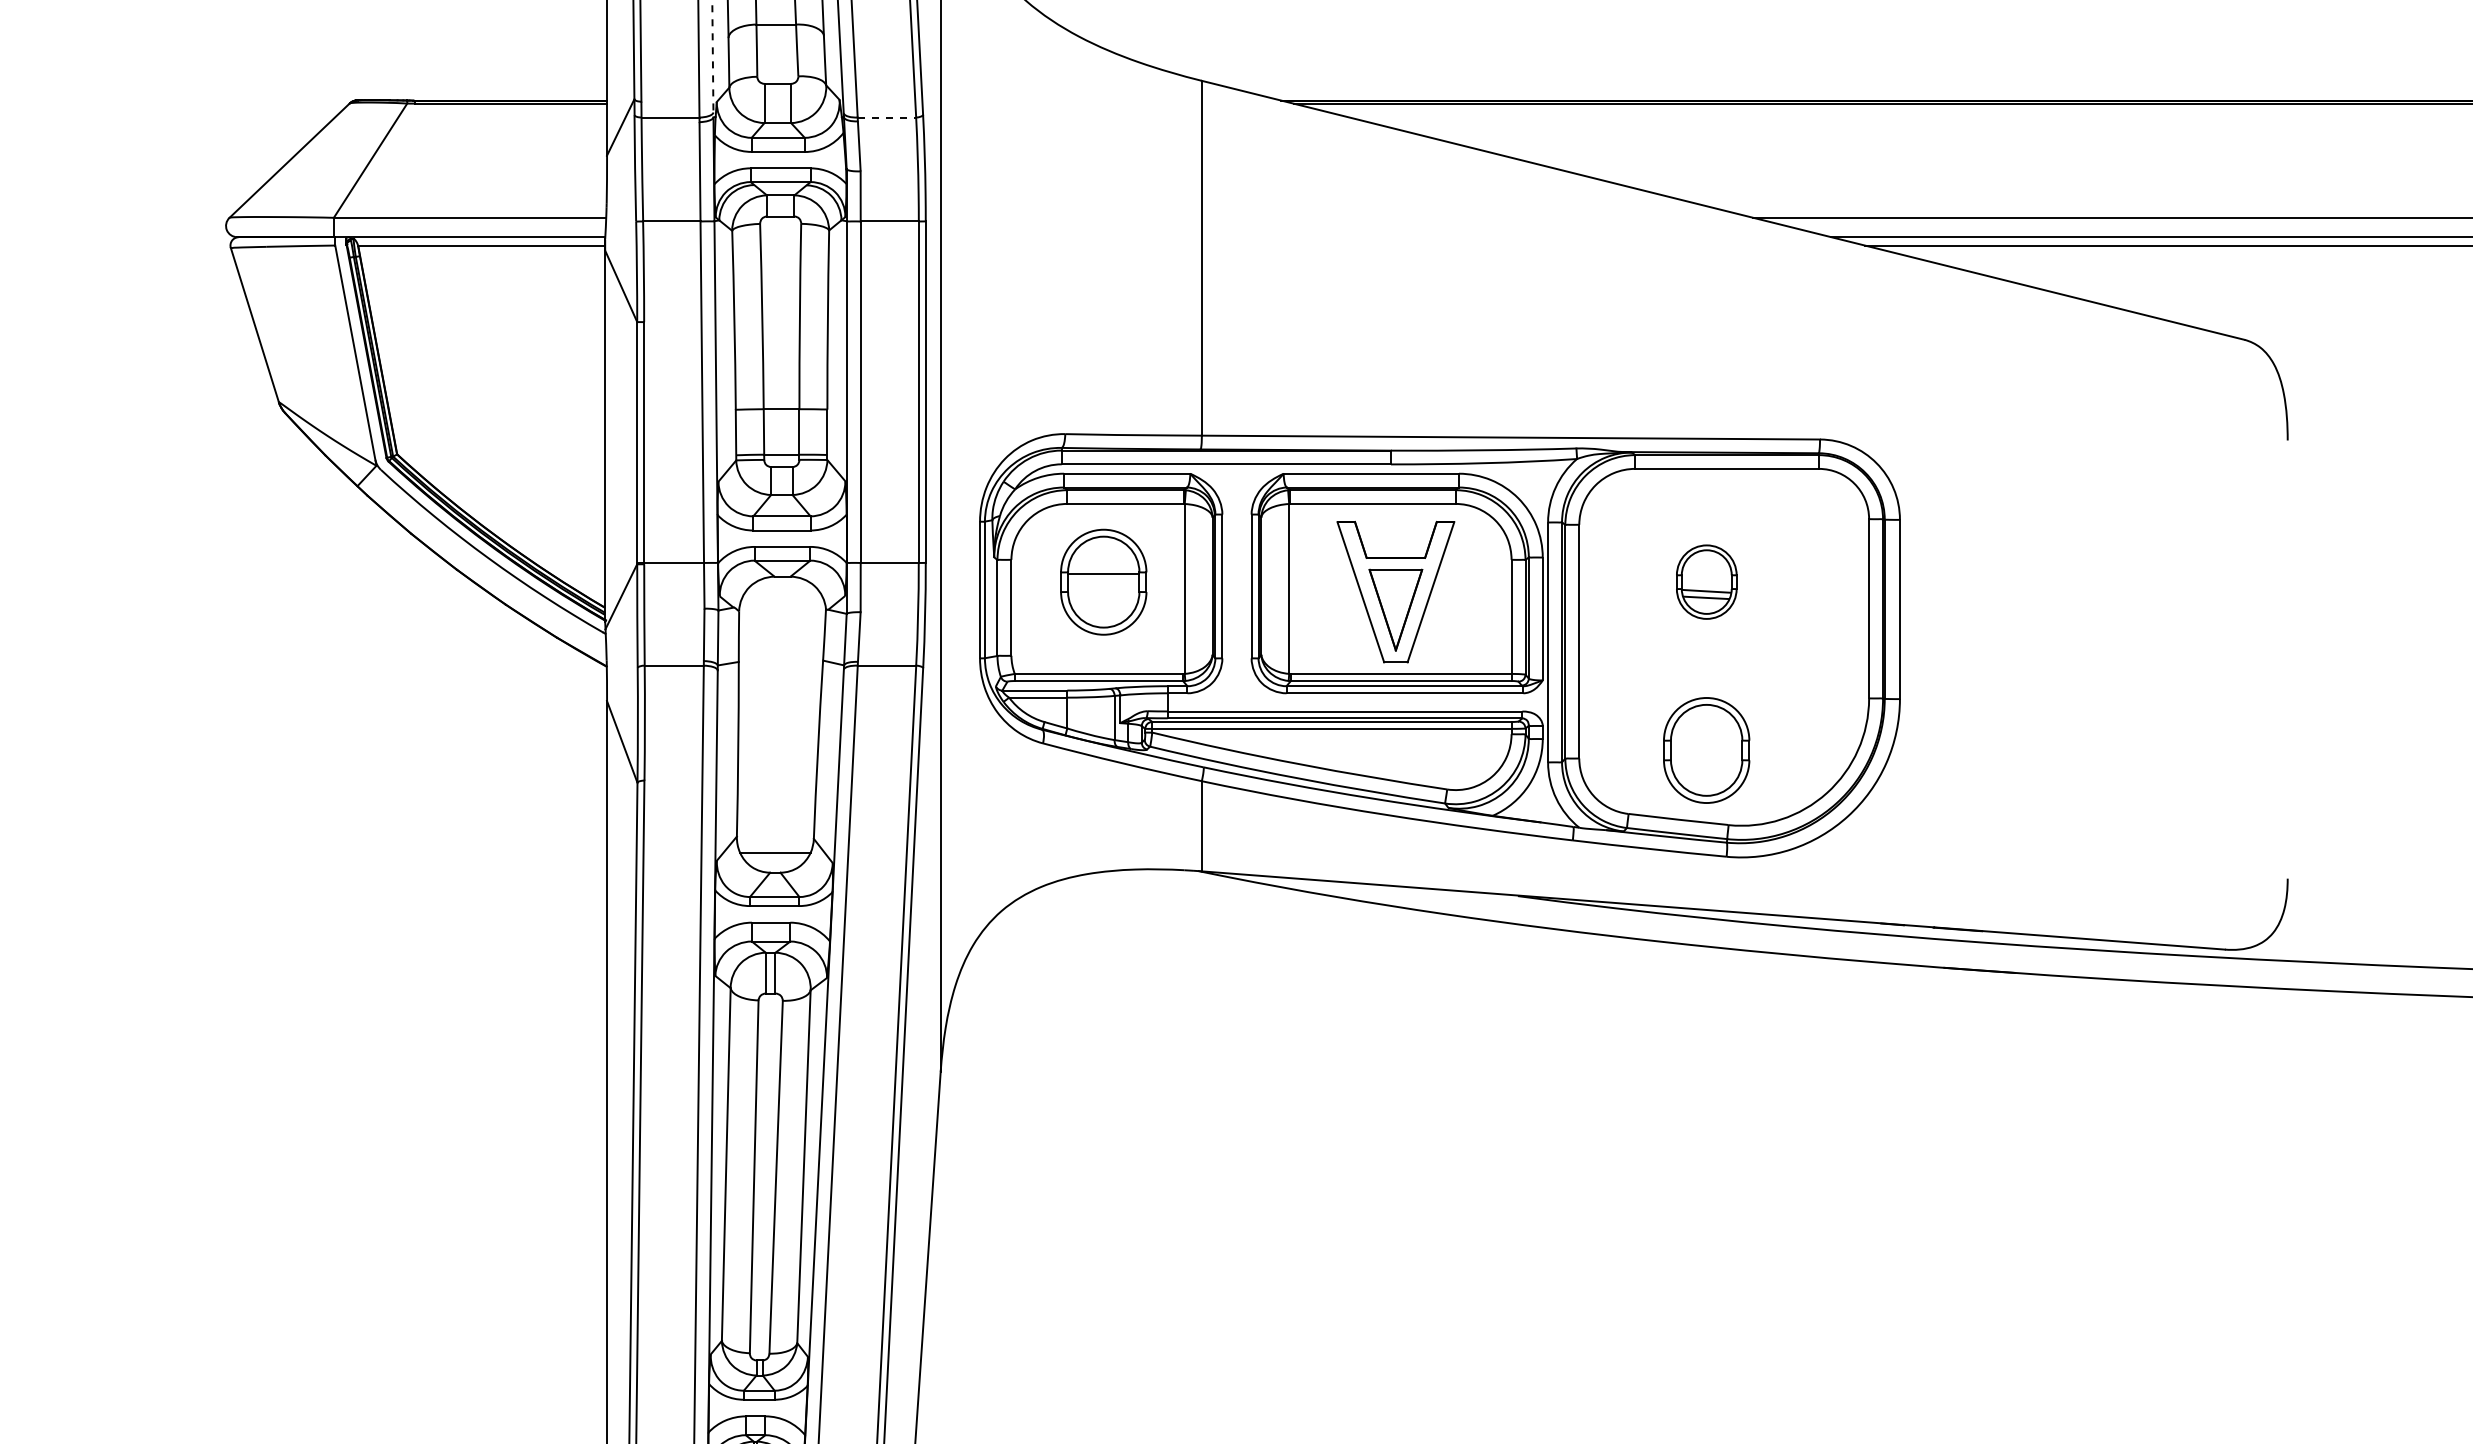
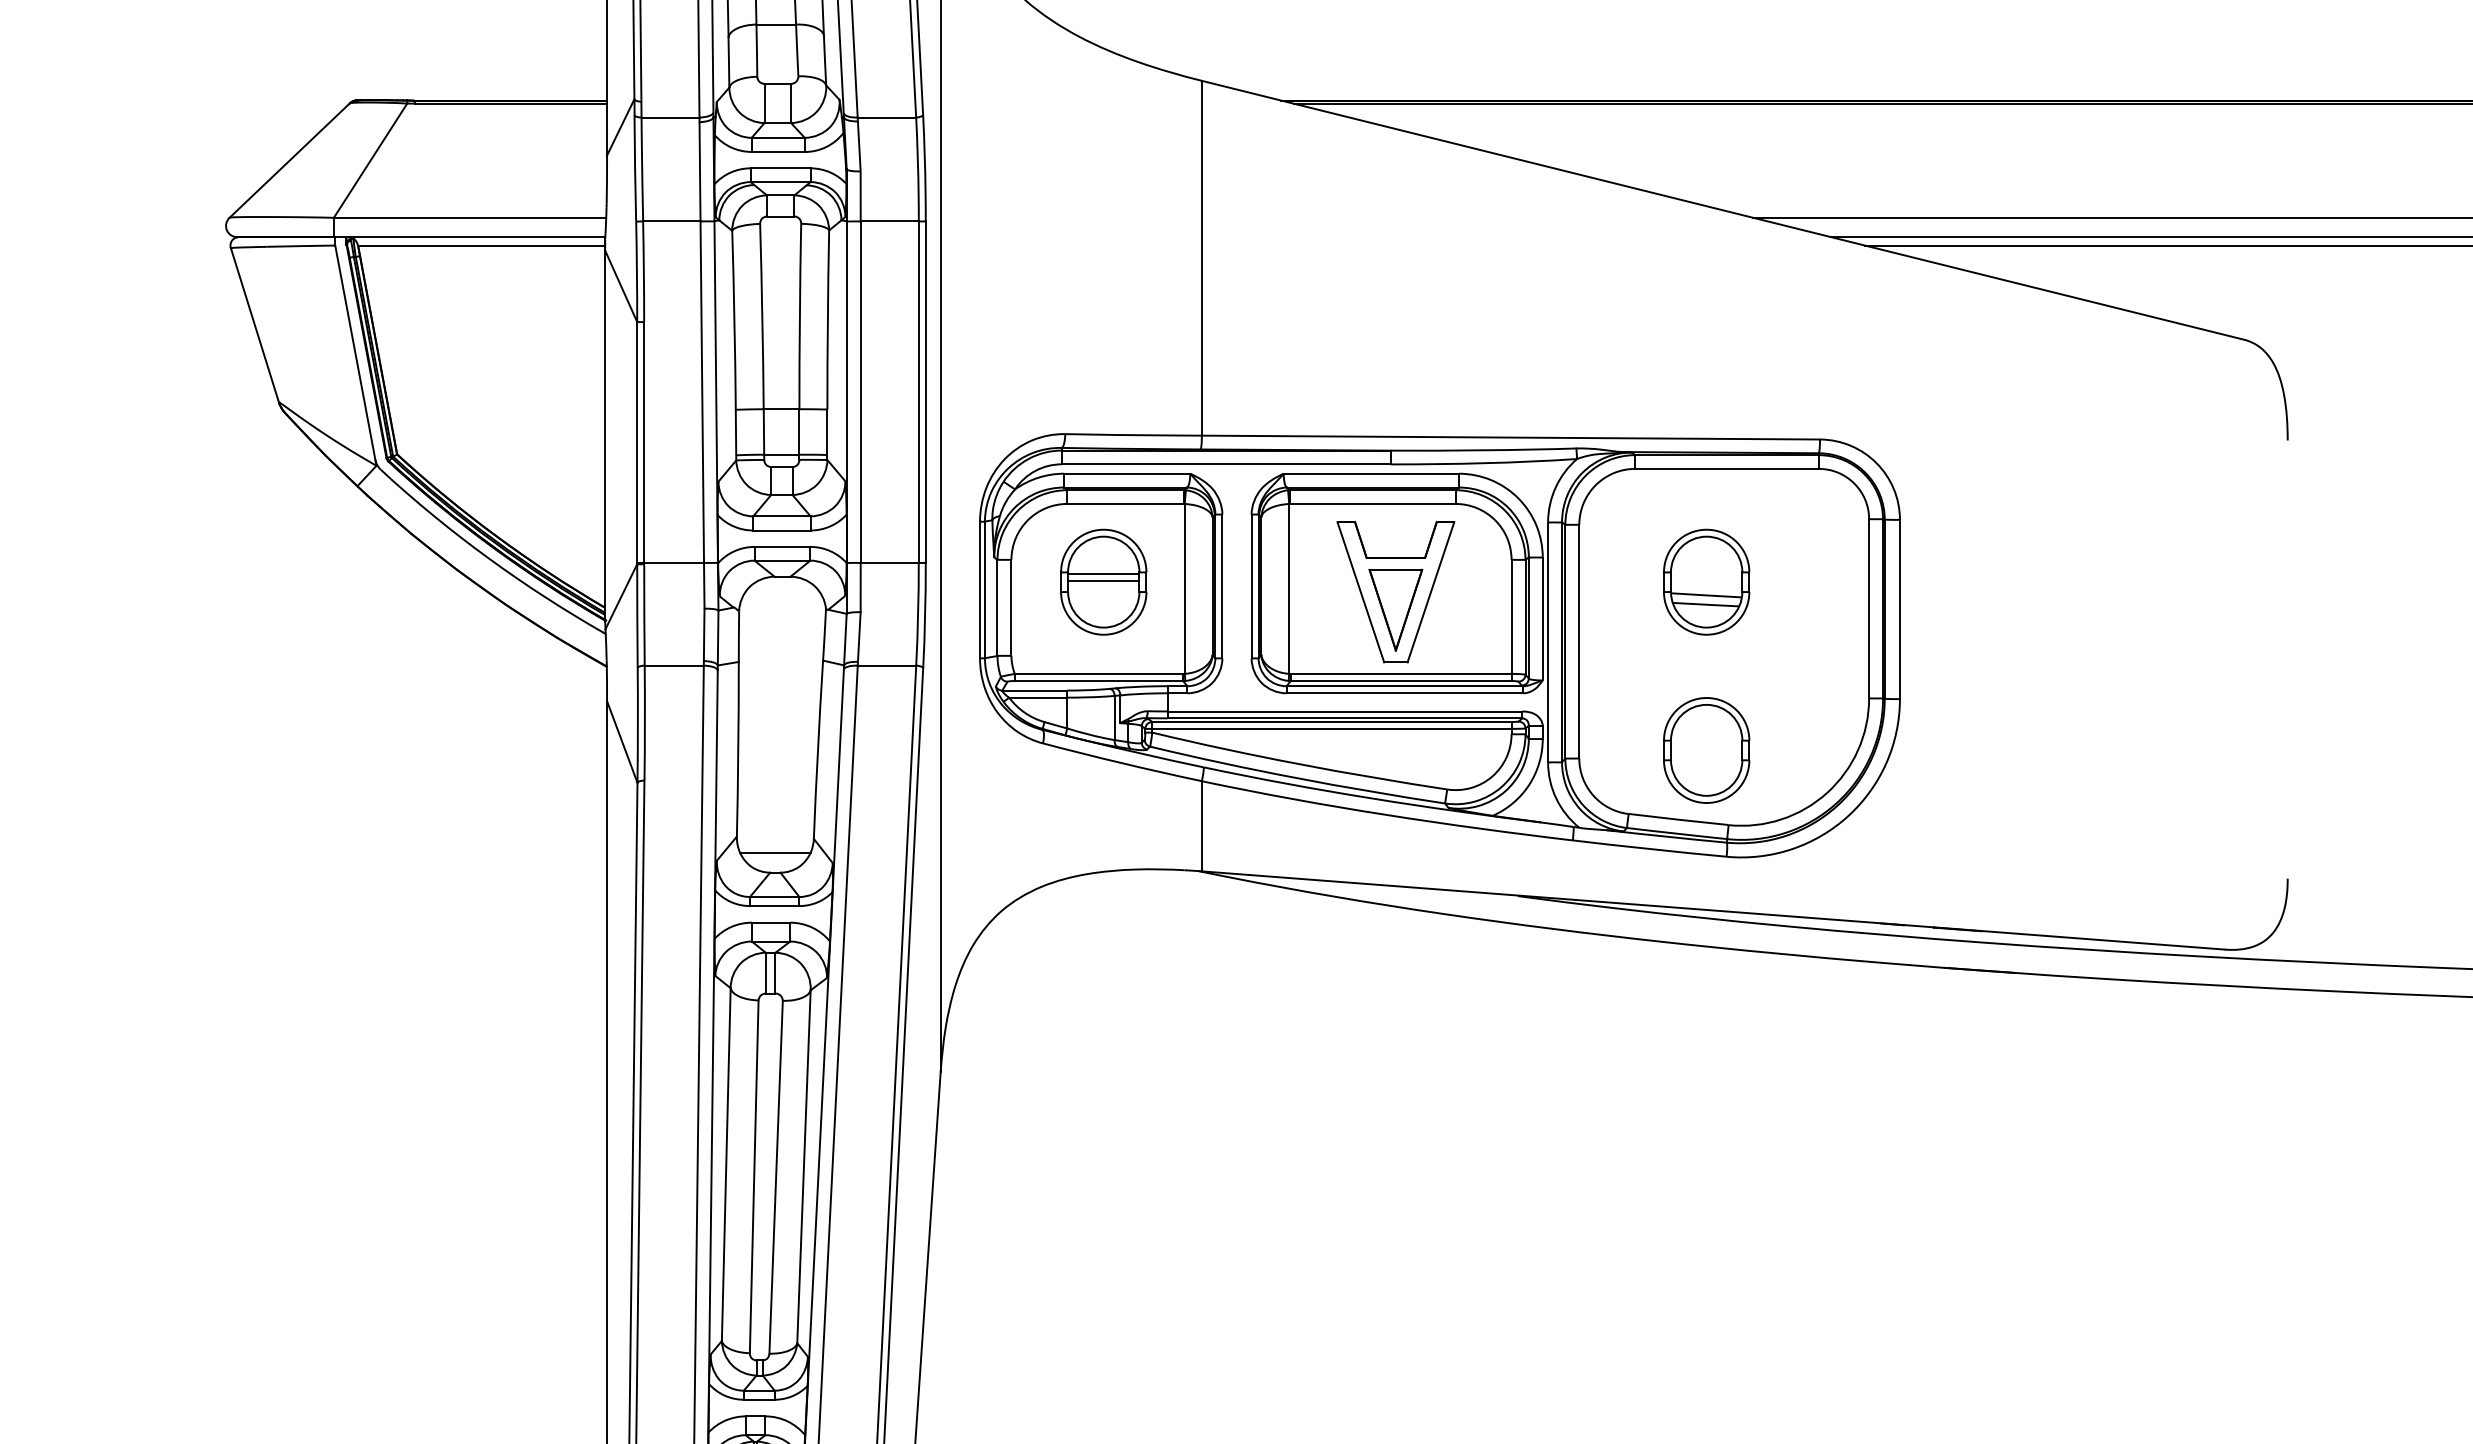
line: dashed -> solid (712, 59)
line: dashed -> solid (887, 117)
line: none -> present (1103, 580)
part size: 62x76 px -> 88x108 px (1706, 581)
